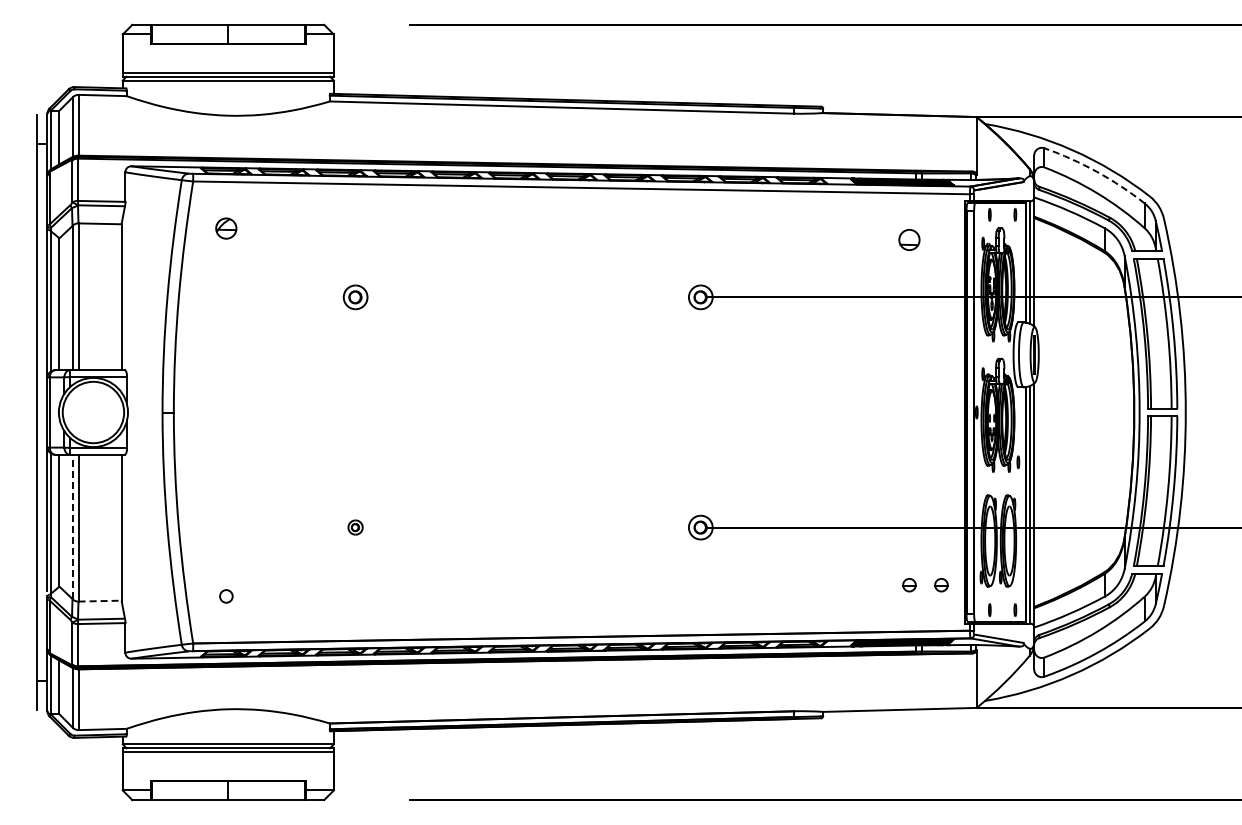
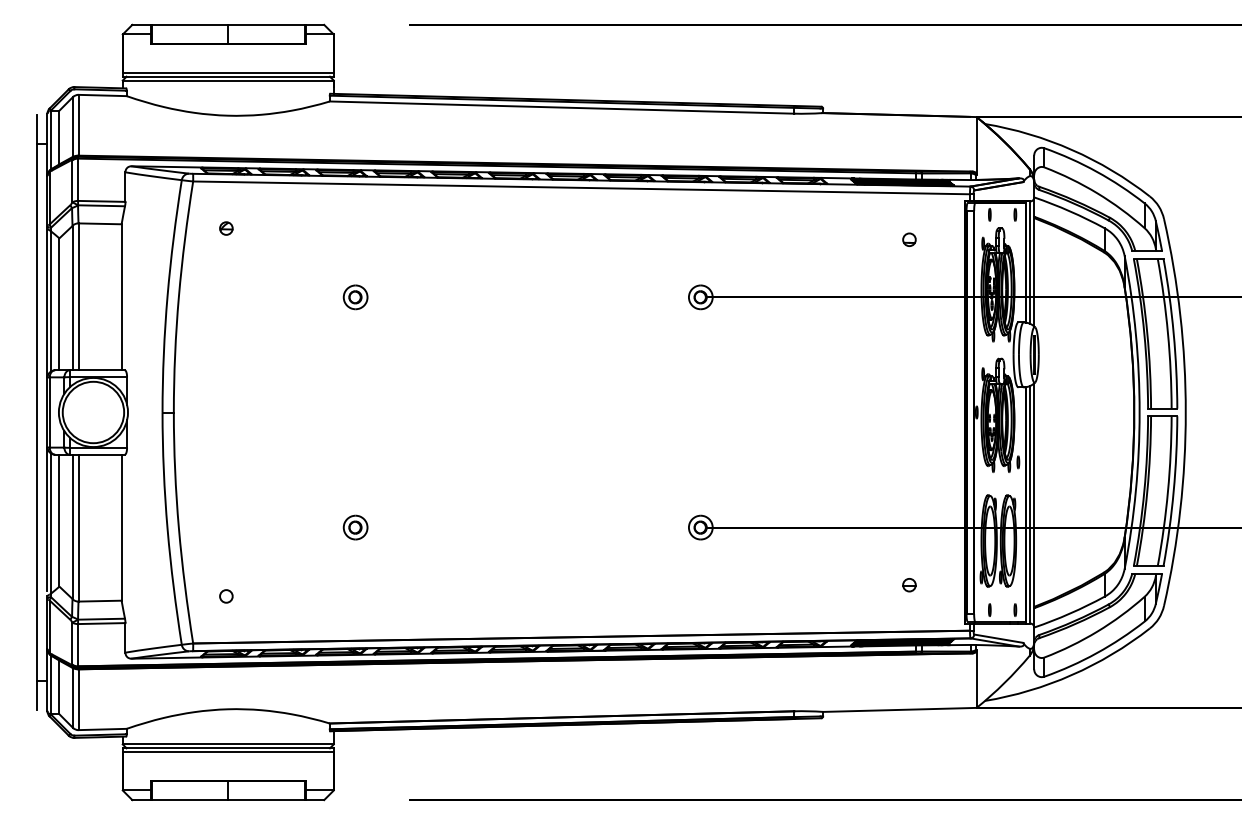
arc: dashed -> solid (1096, 171)
part size: 23x23 px -> 15x15 px (226, 228)
part size: 23x22 px -> 15x15 px (909, 239)
line: dashed -> solid (72, 526)
part size: 17x17 px -> 27x27 px (355, 527)
part: present -> none (941, 585)
line: dashed -> solid (100, 601)
